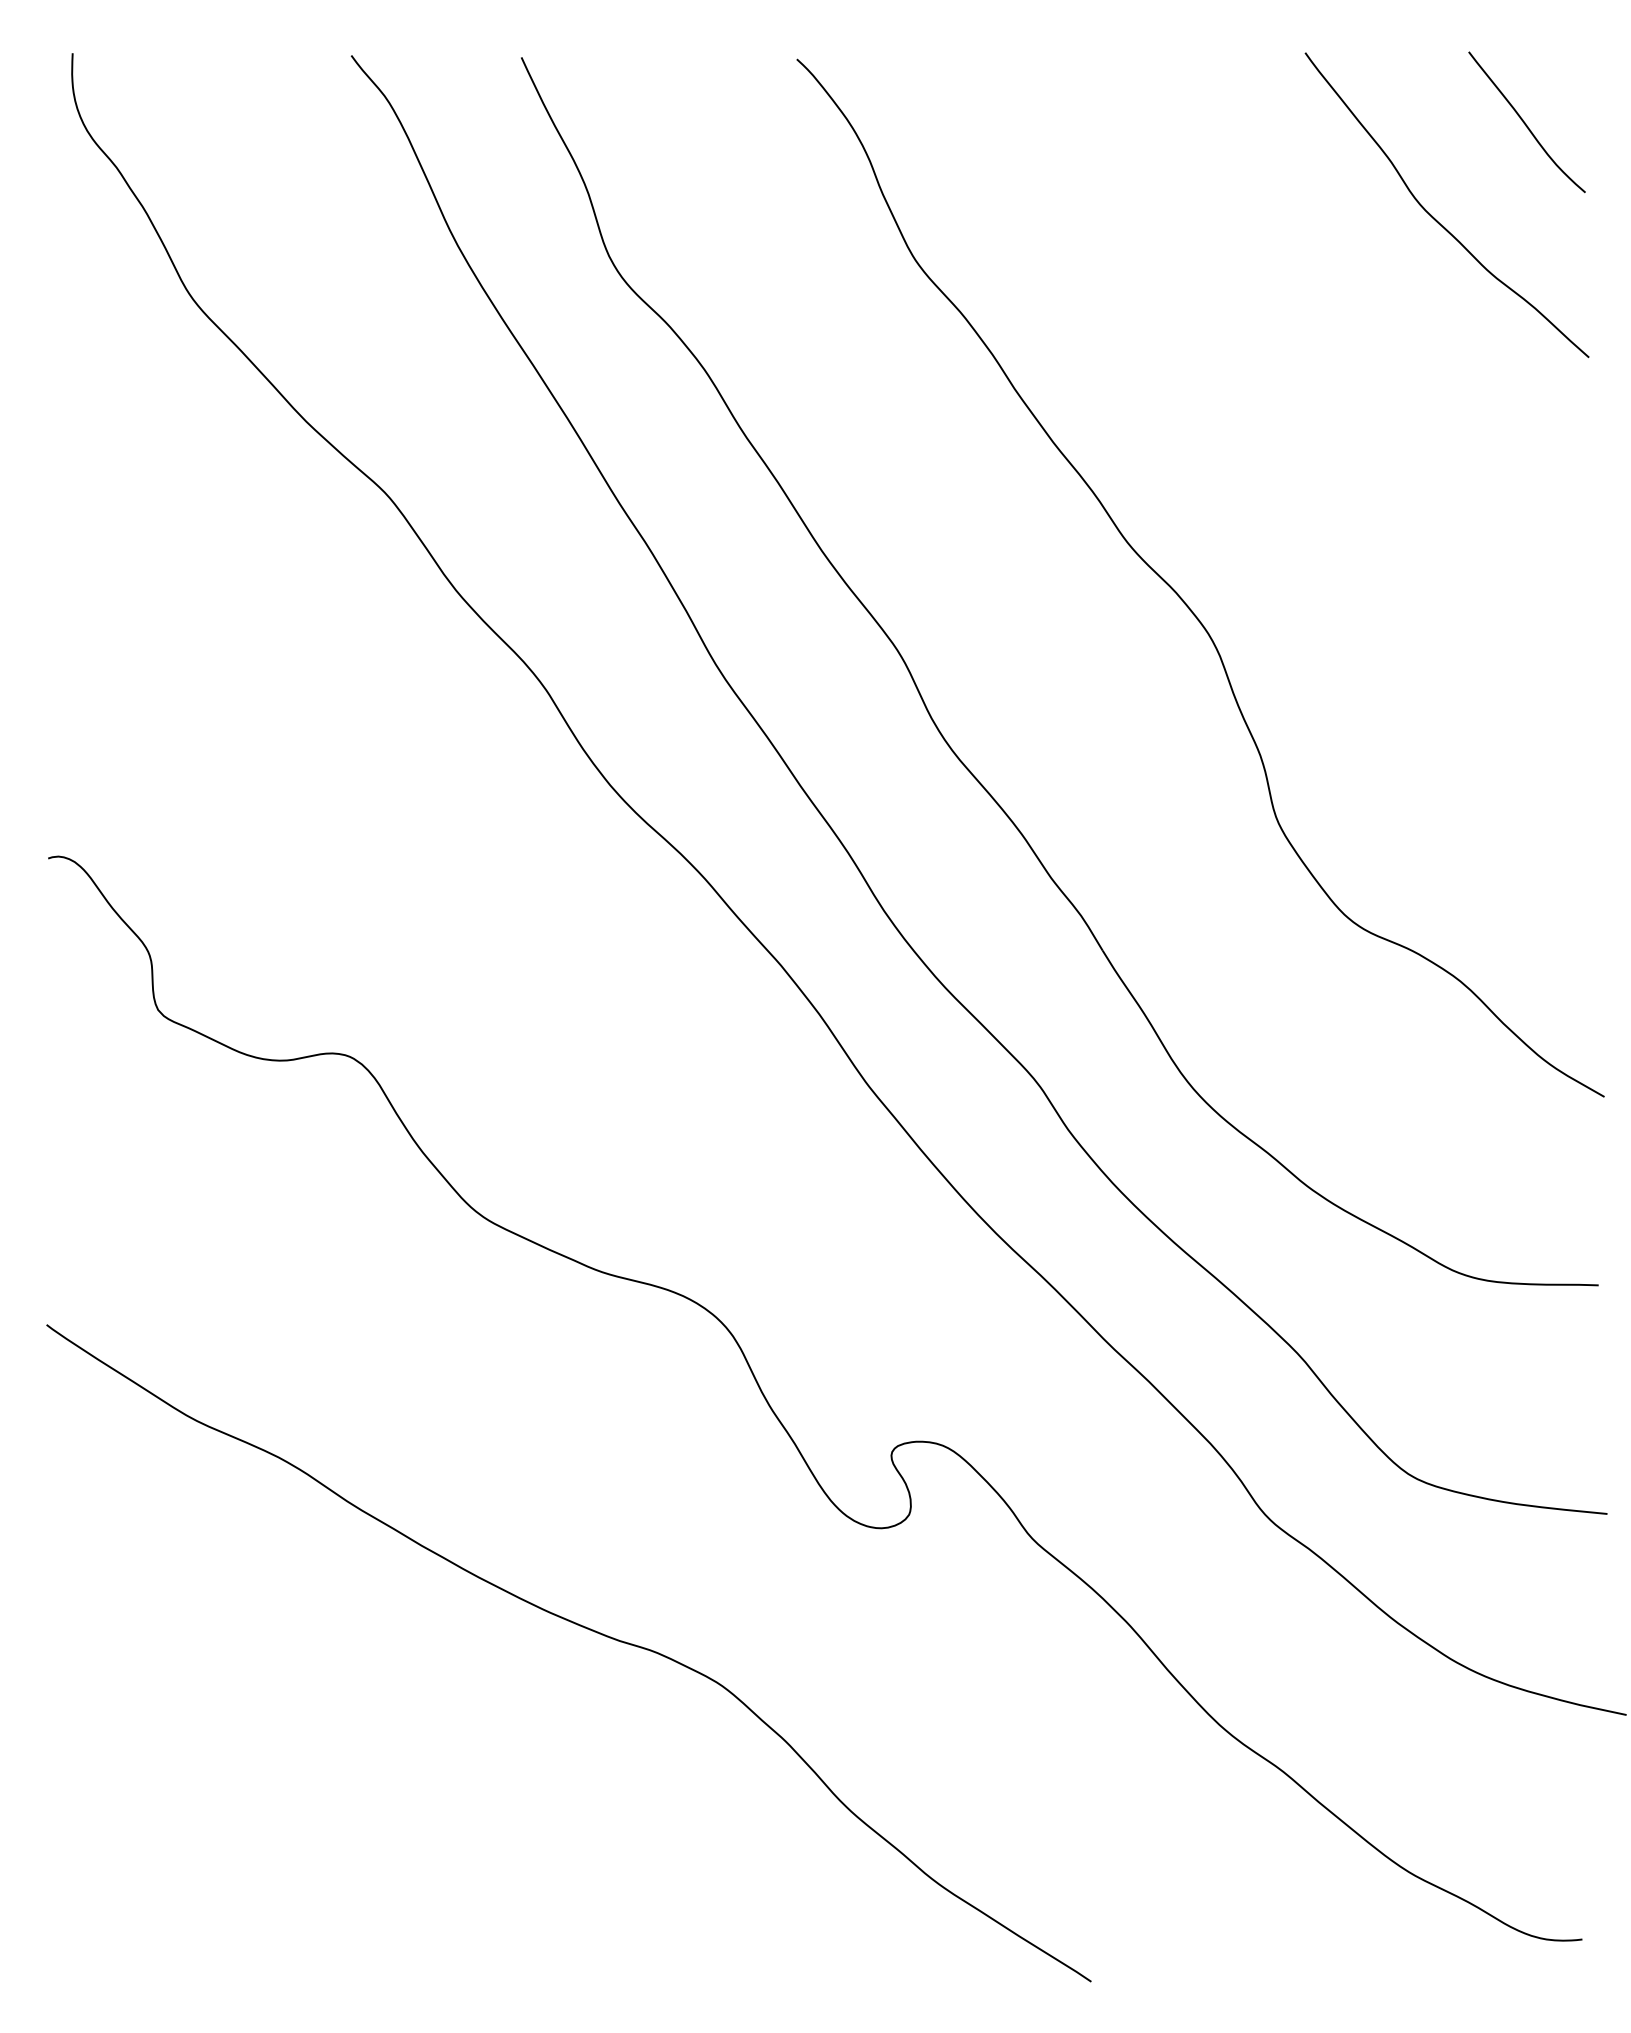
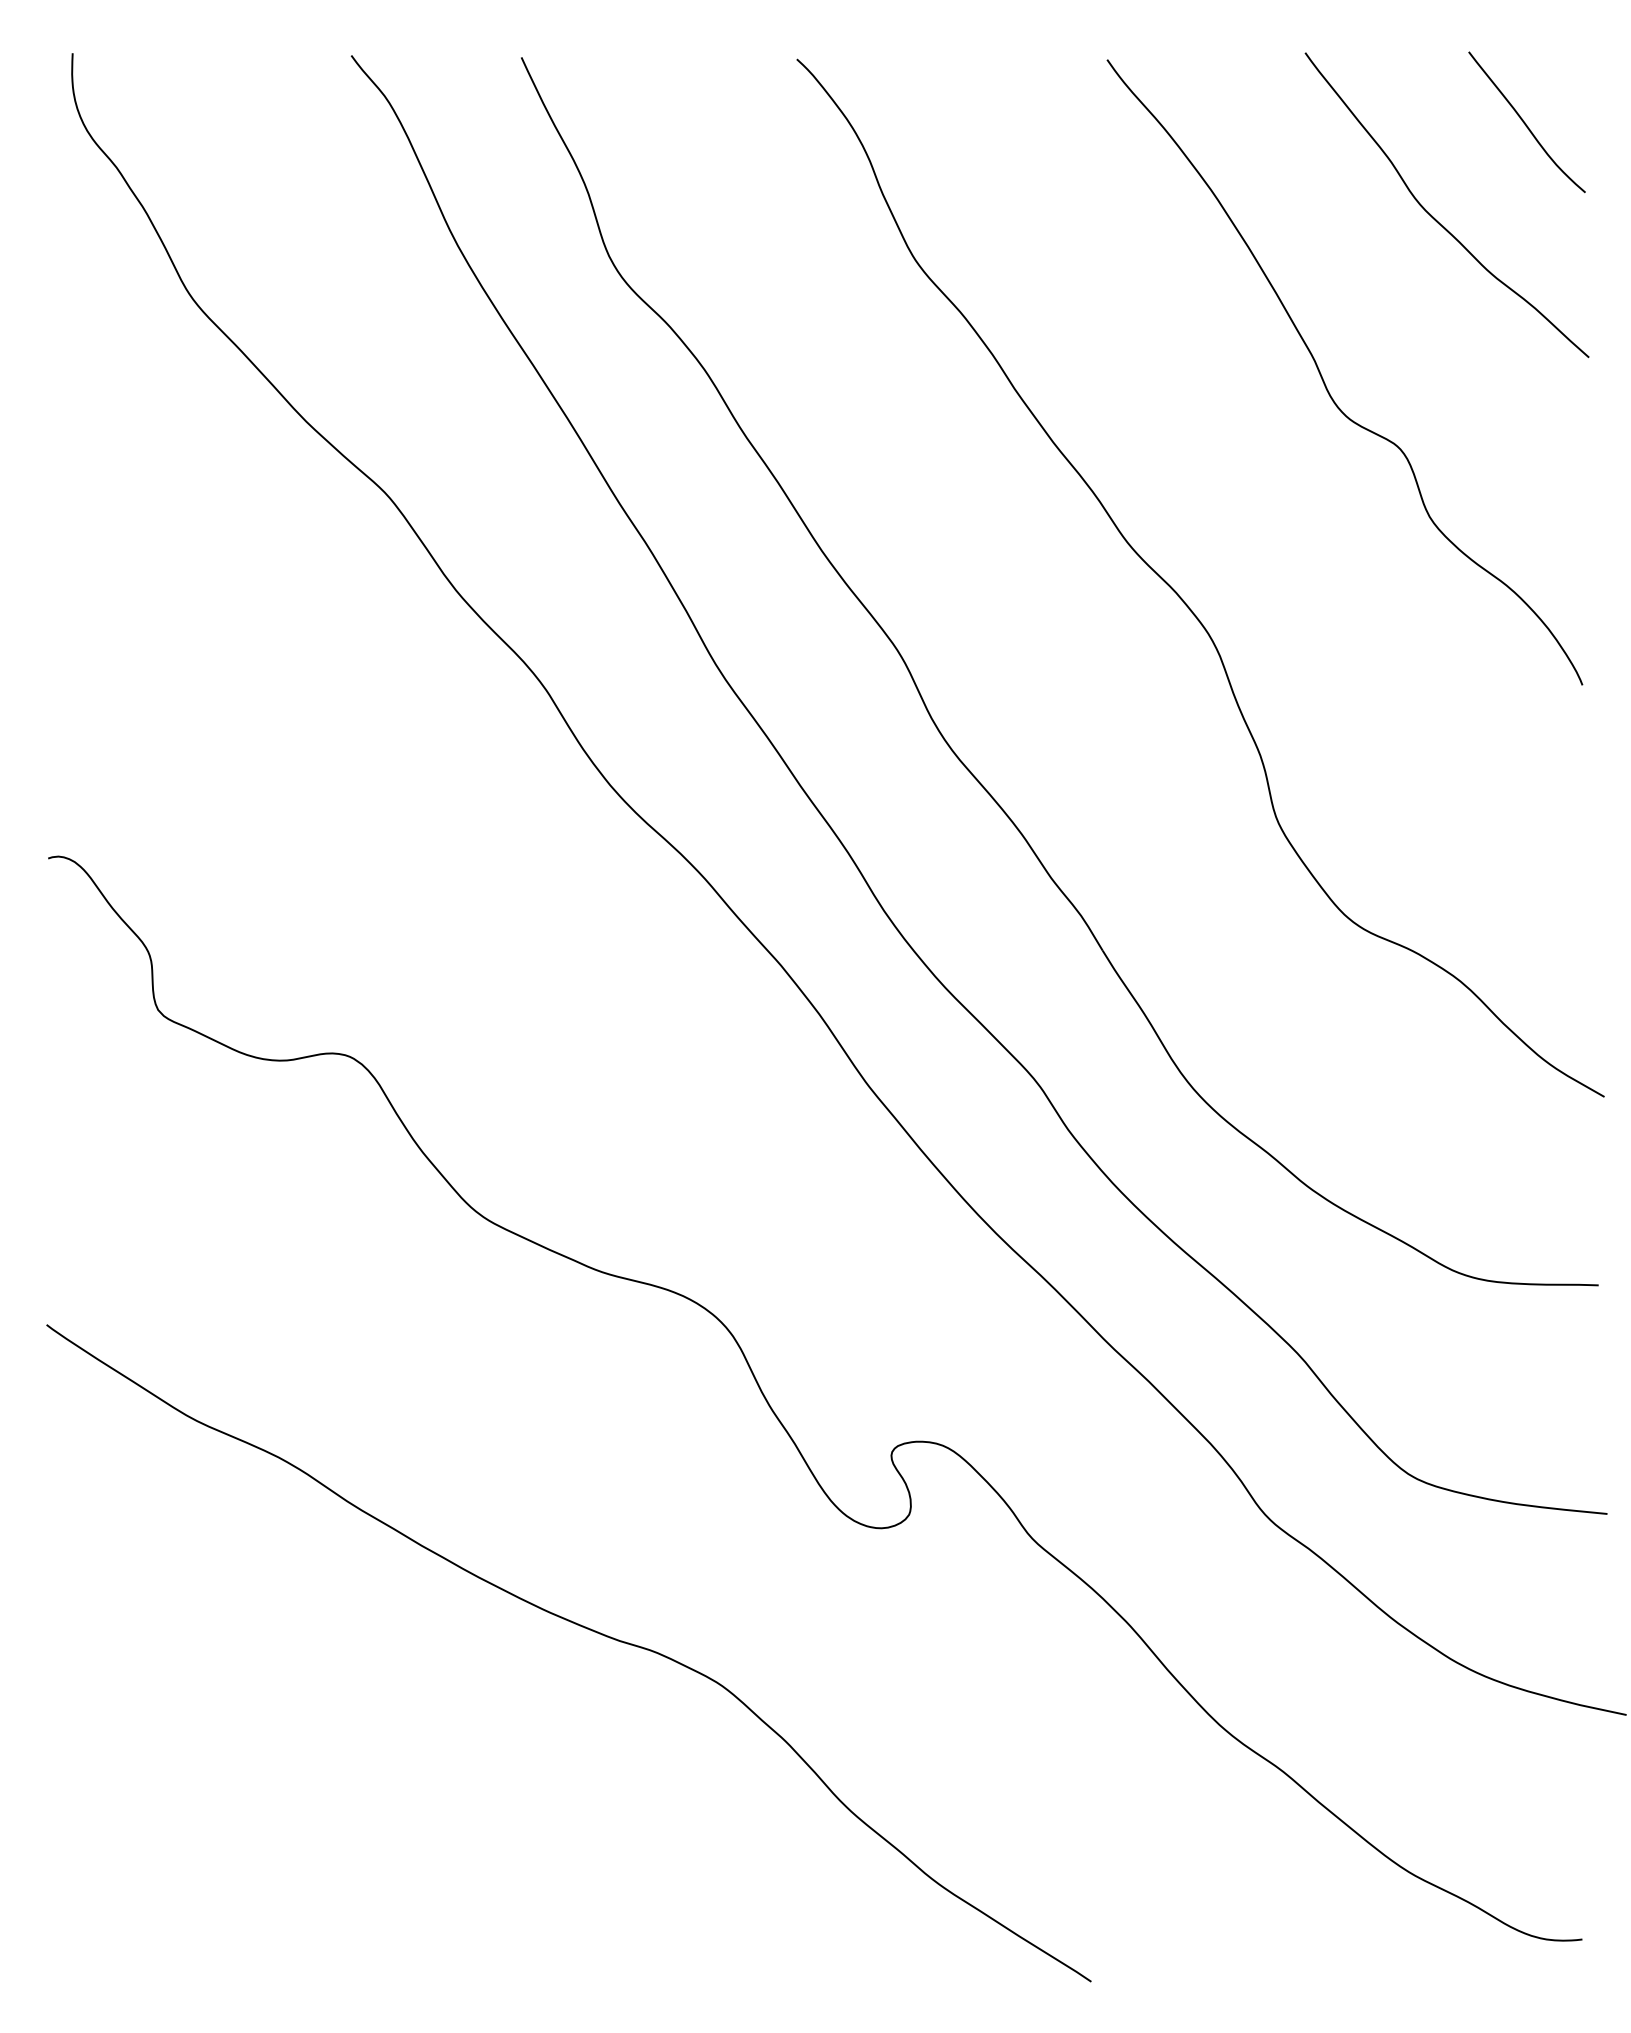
curve: none -> present (1324, 380)
